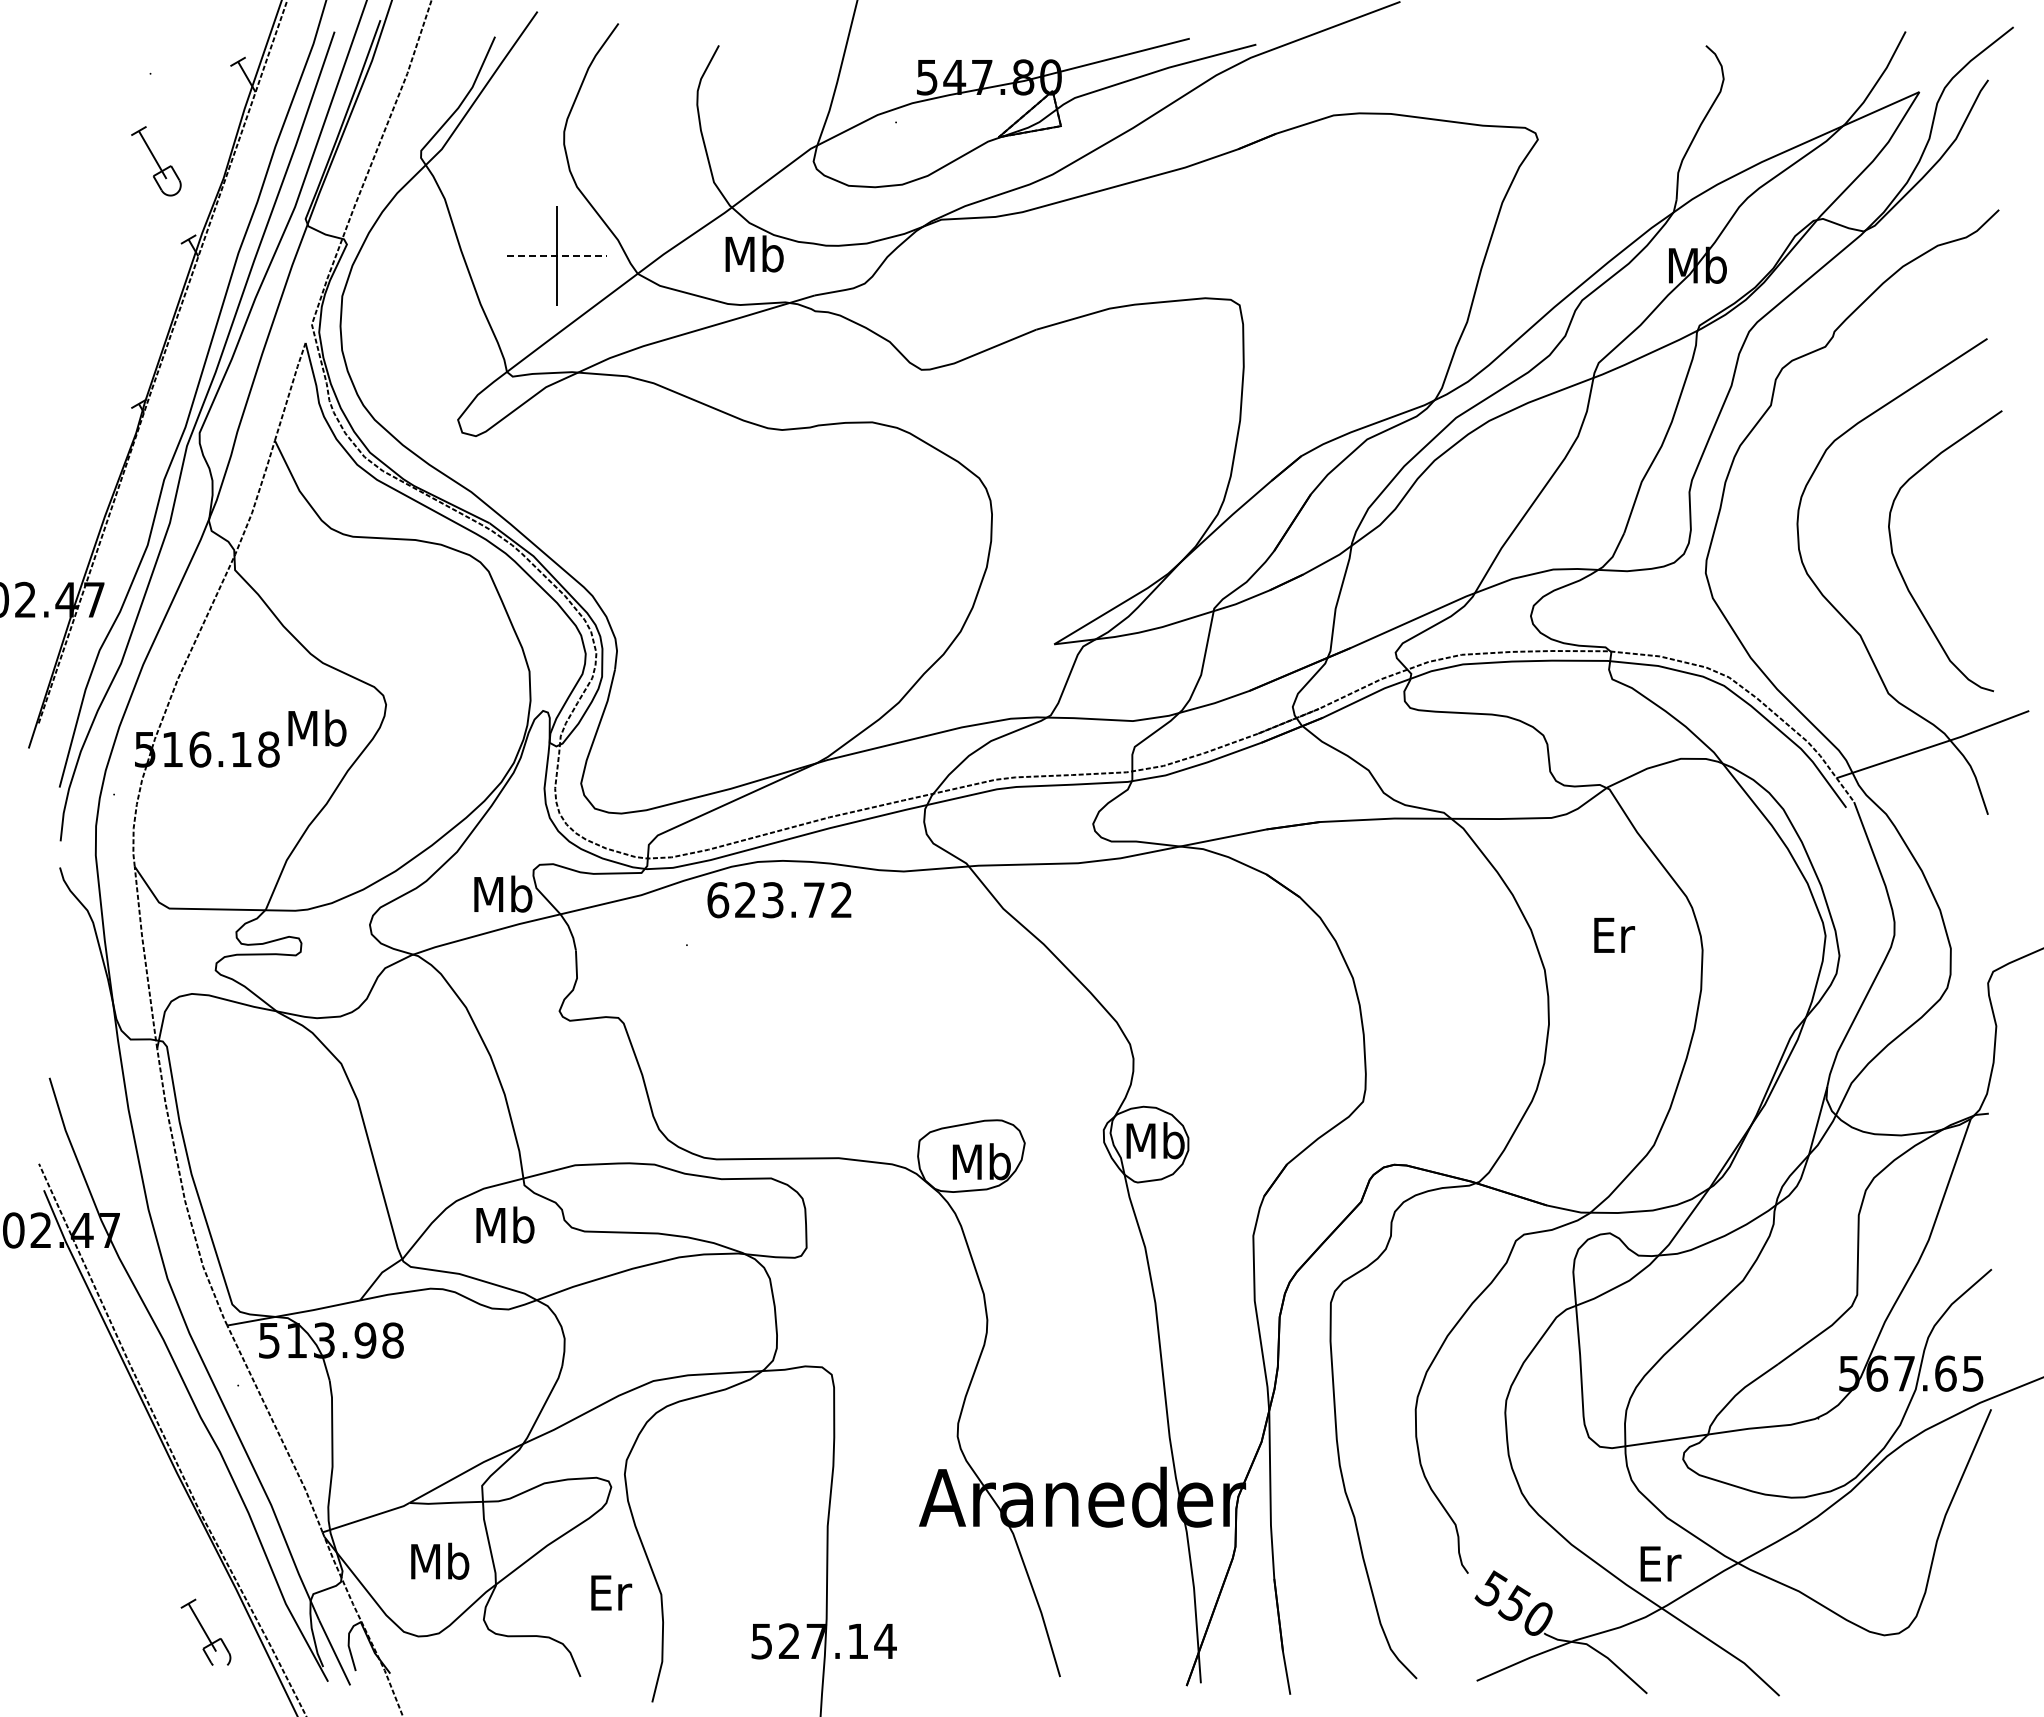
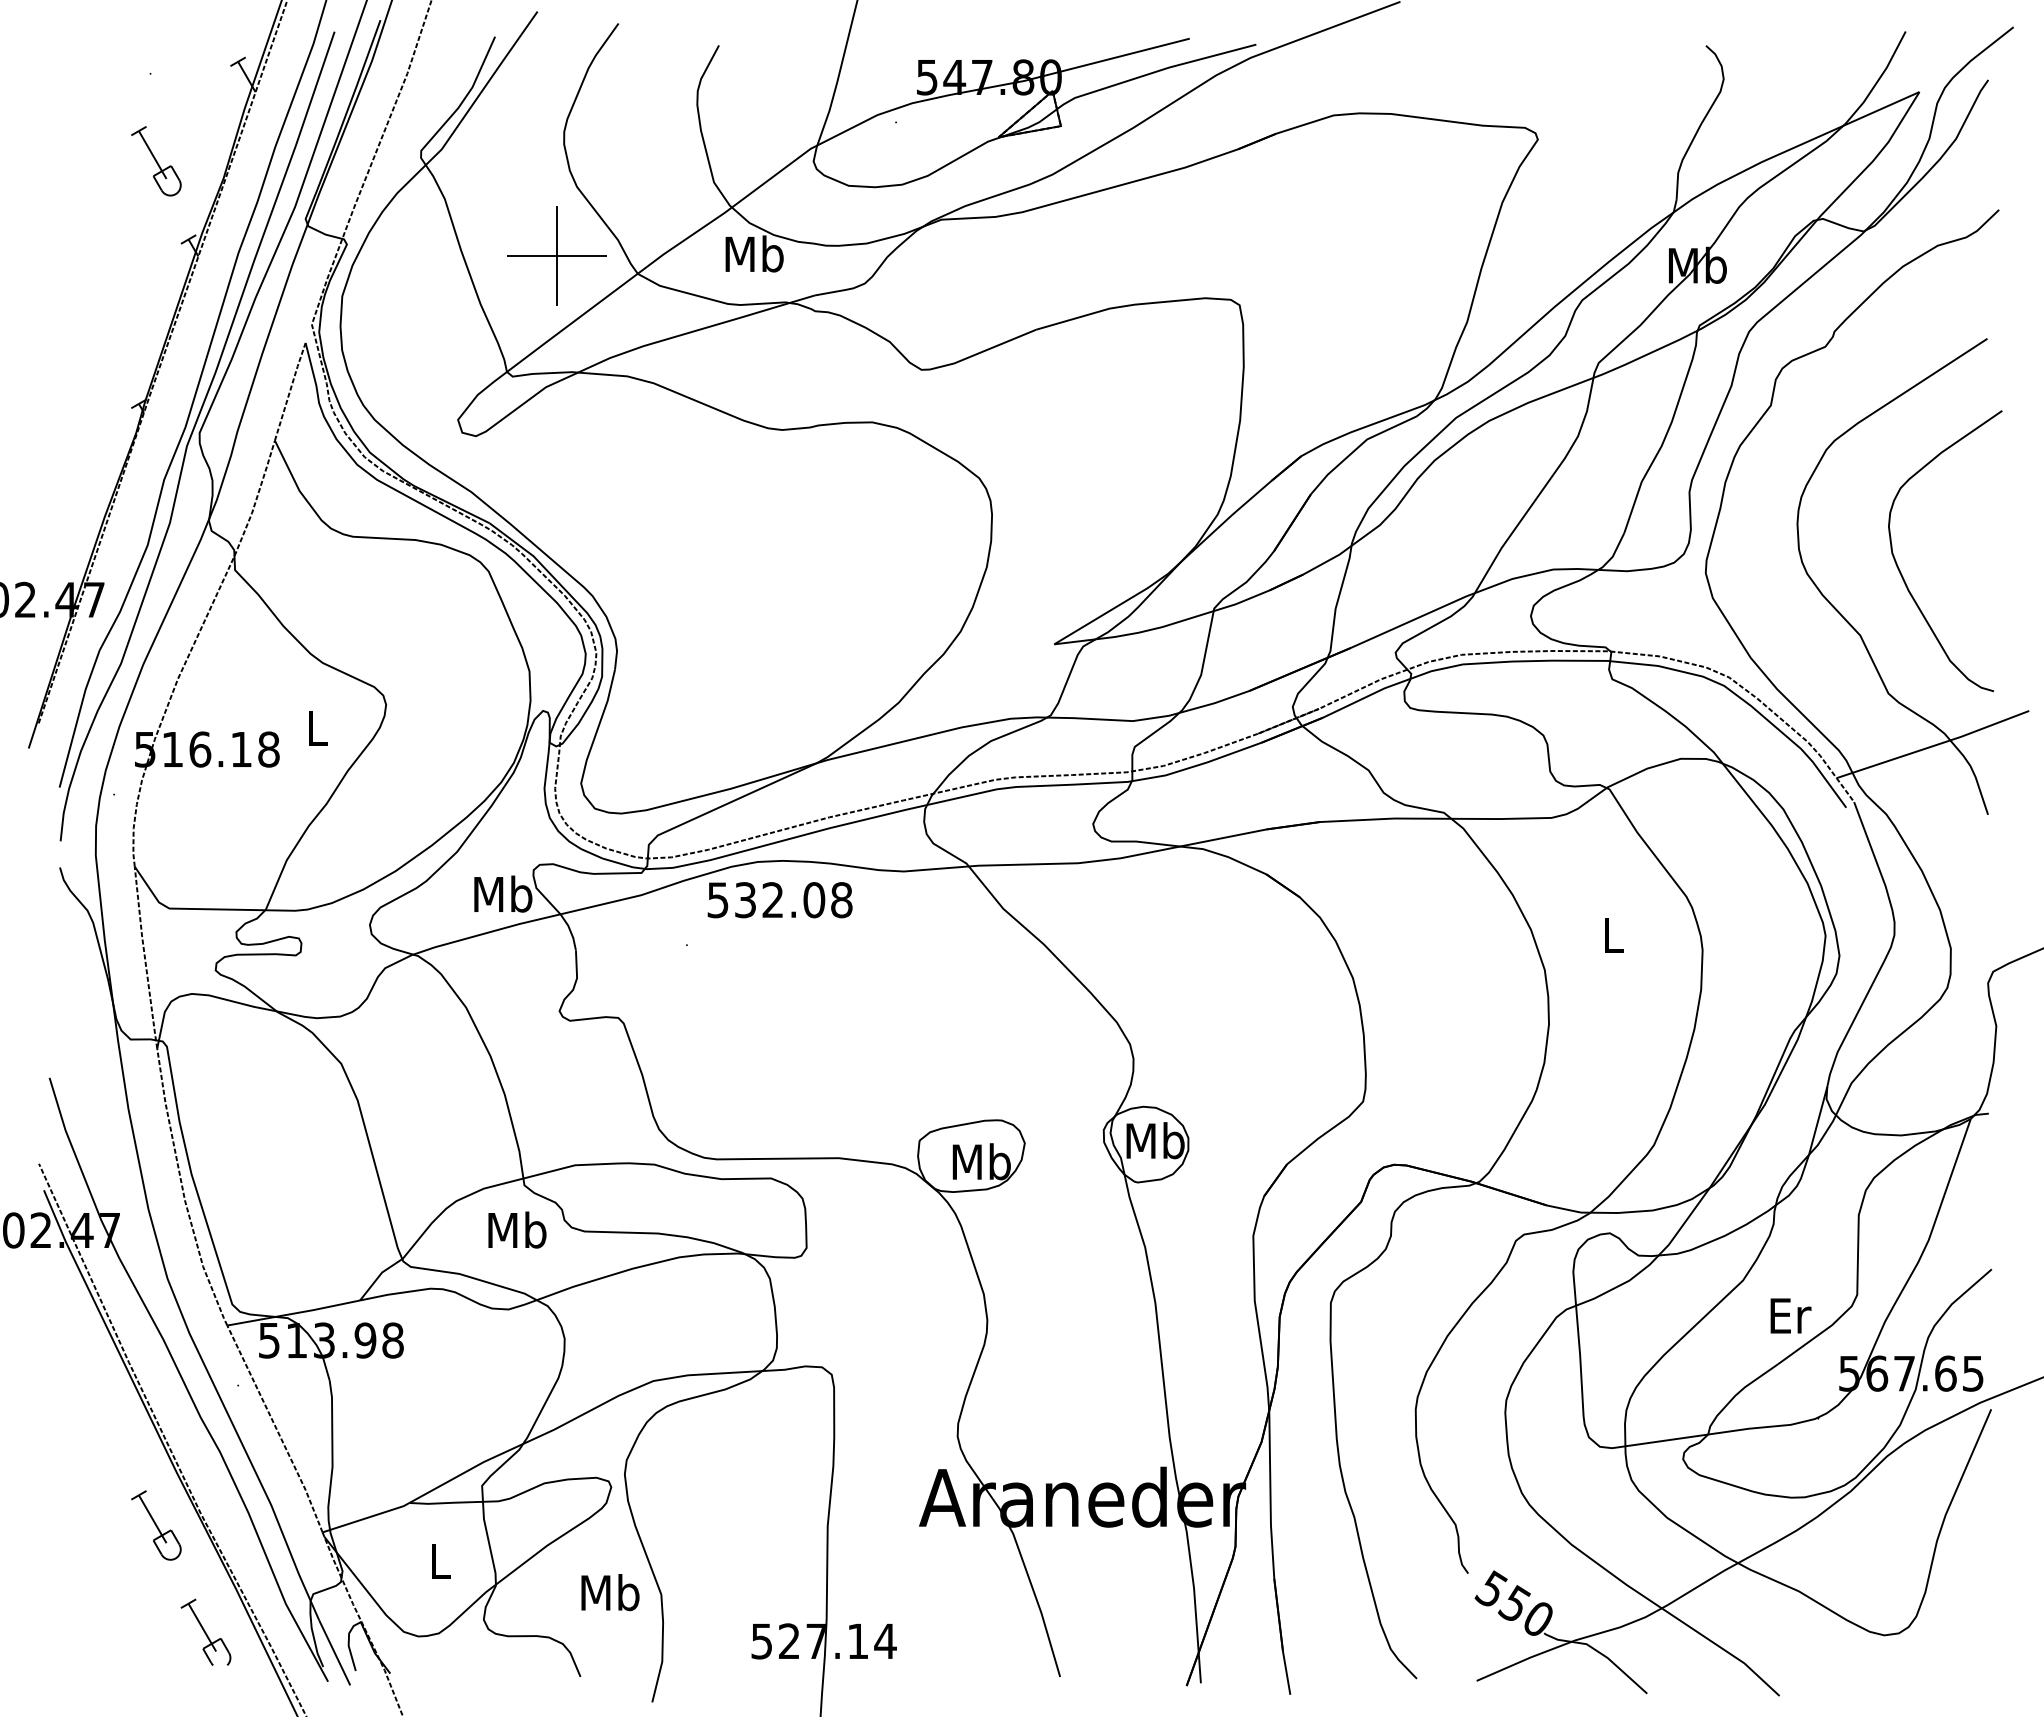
line: dashed -> solid (557, 255)
text: Mb -> L (317, 727)
text: 623.72 -> 532.08 (779, 900)
text: Er -> L (1614, 934)
text position: (505, 1224) -> (517, 1229) (517, 1229)
part: none -> present (156, 1525)
text: Mb -> L (440, 1560)
text position: (1660, 1563) -> (1790, 1315) (1790, 1315)
text: Er -> Mb (610, 1592)
